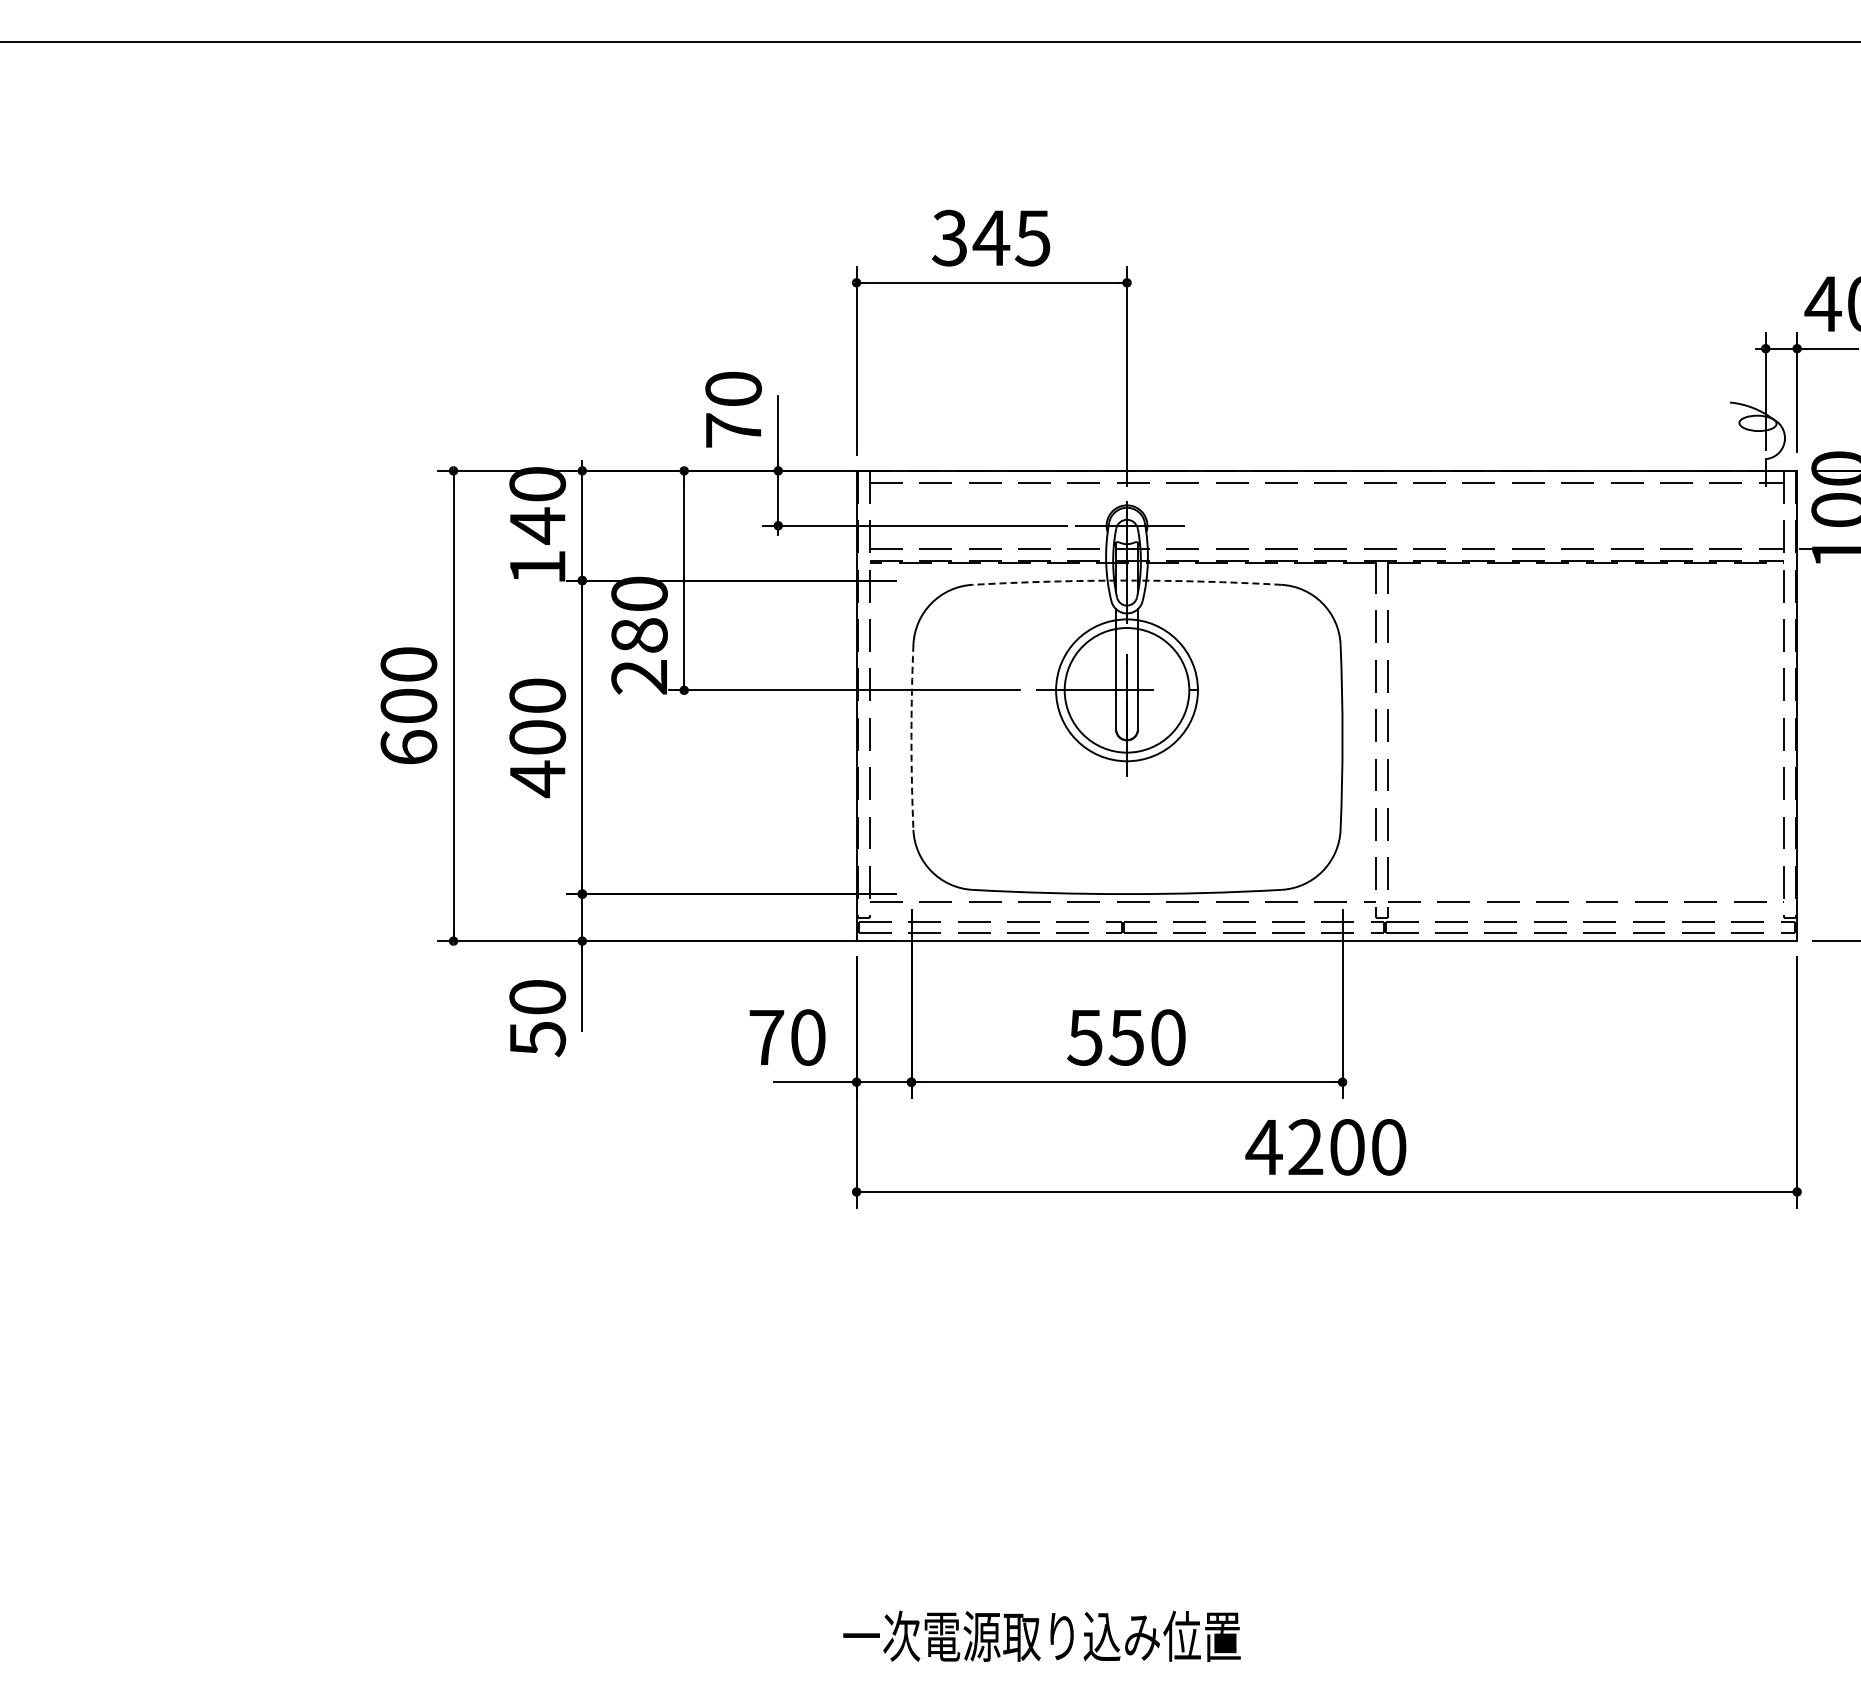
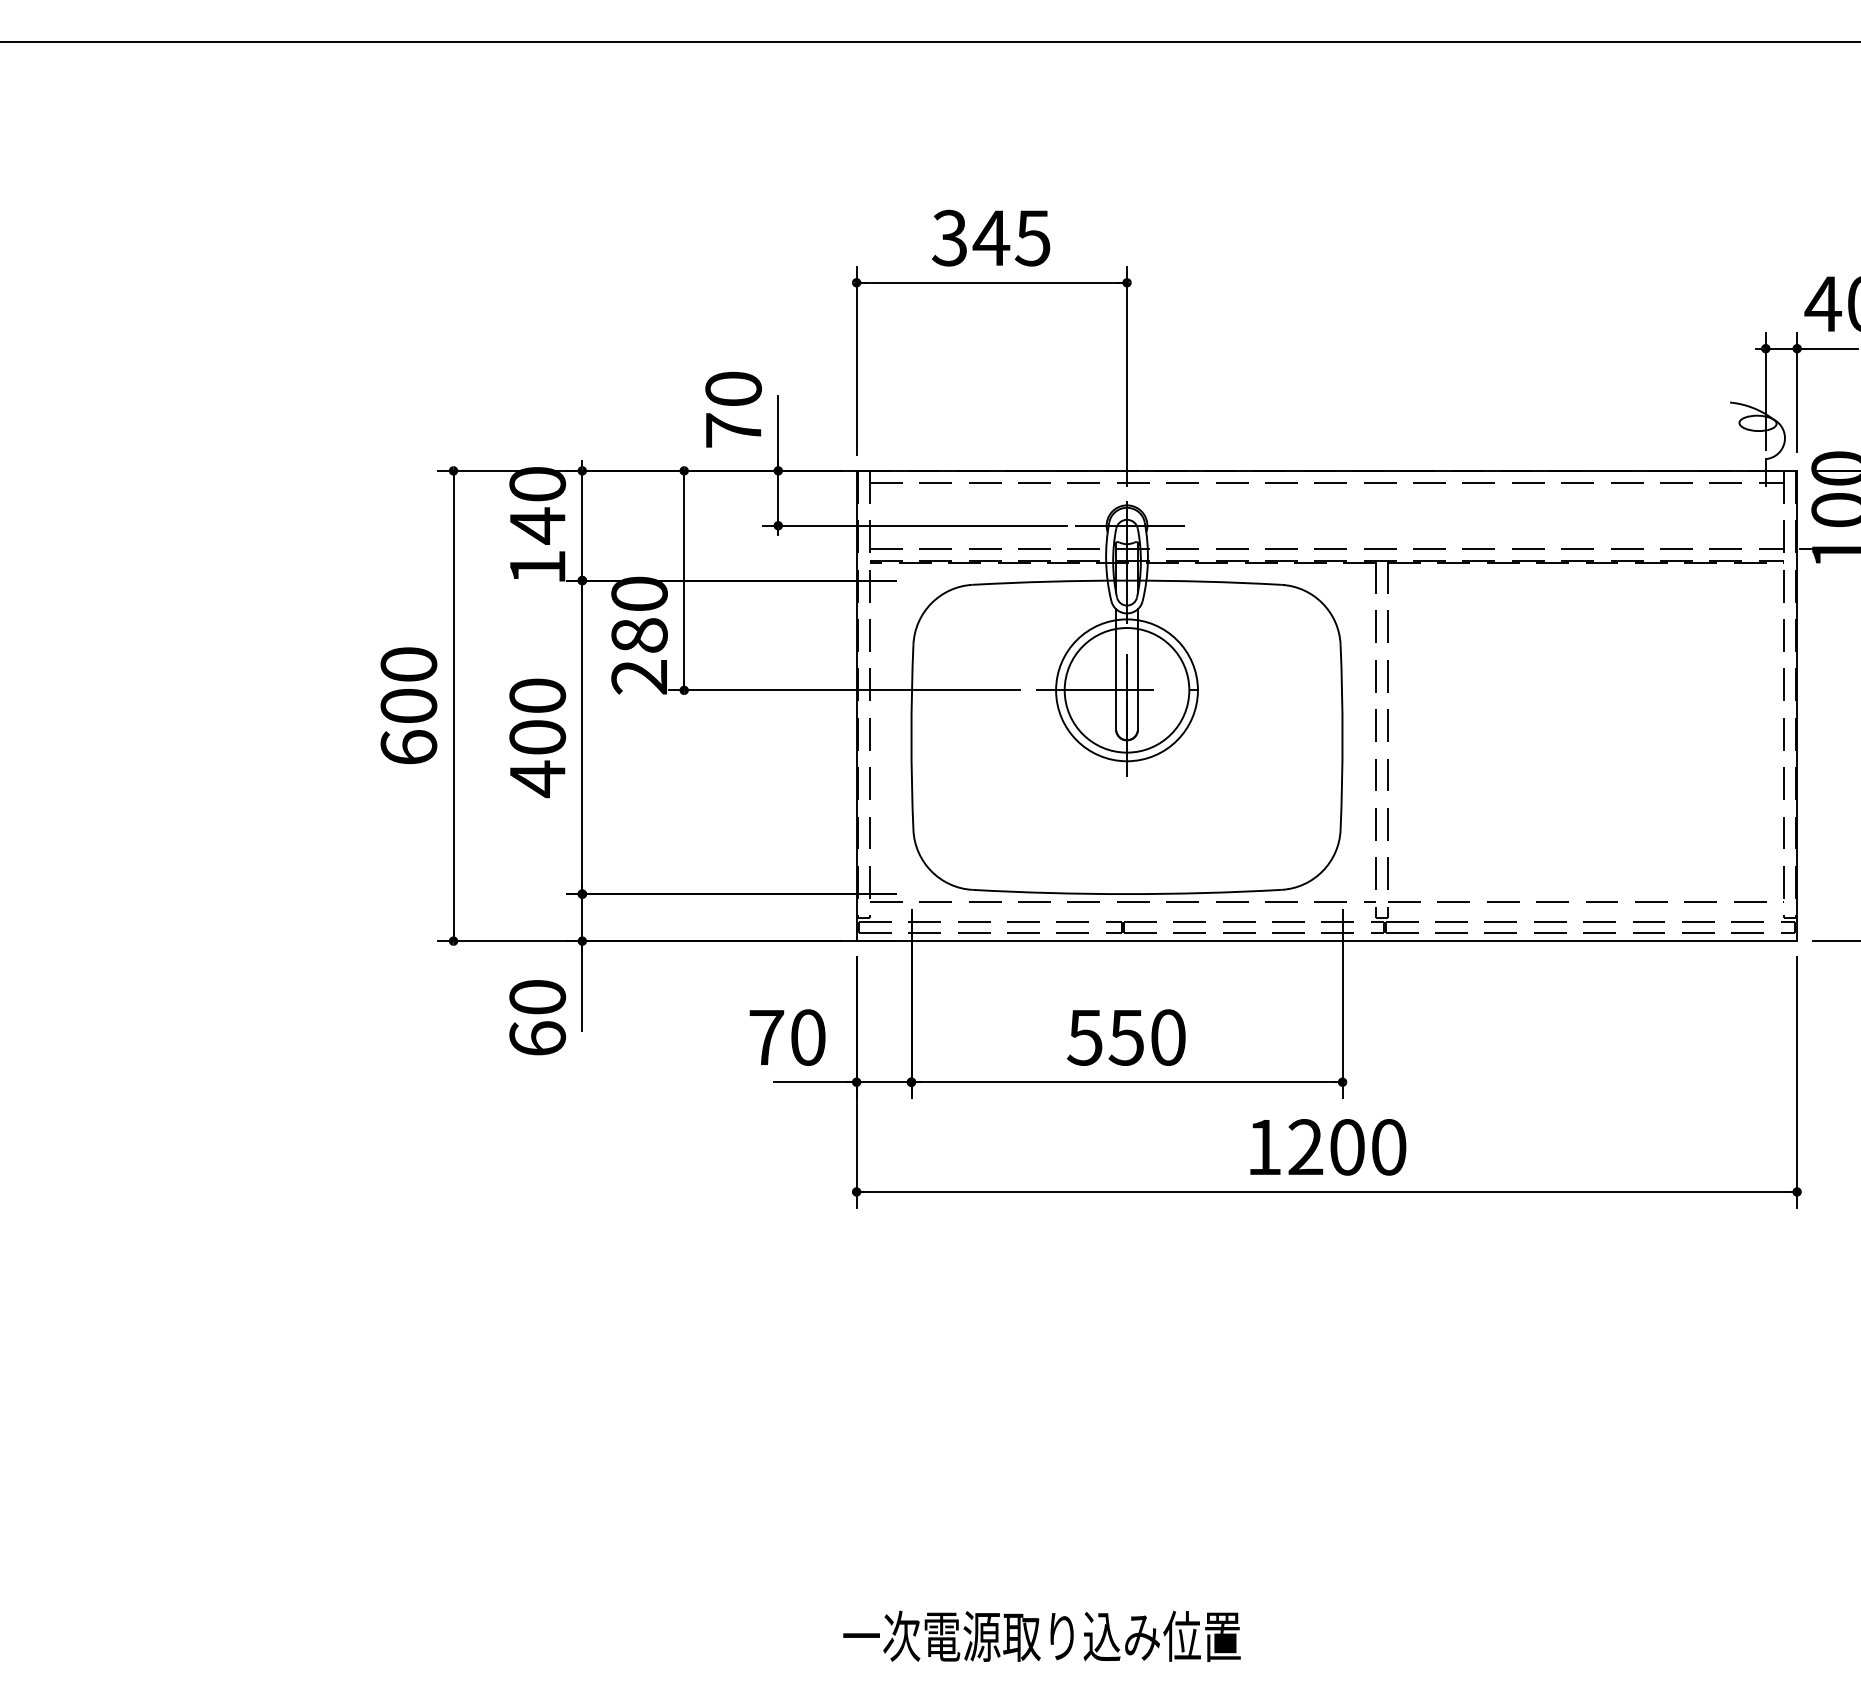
arc: dashed -> solid (1127, 580)
arc: dashed -> solid (911, 737)
text: 50 -> 60 (537, 1039)
text: 4200 -> 1200 (1263, 1147)
